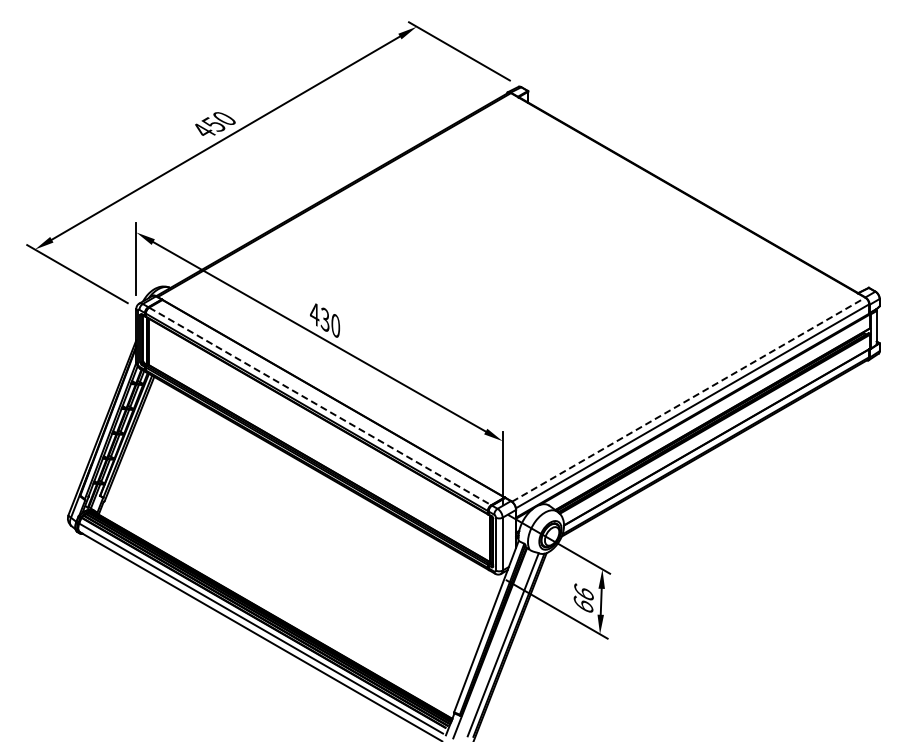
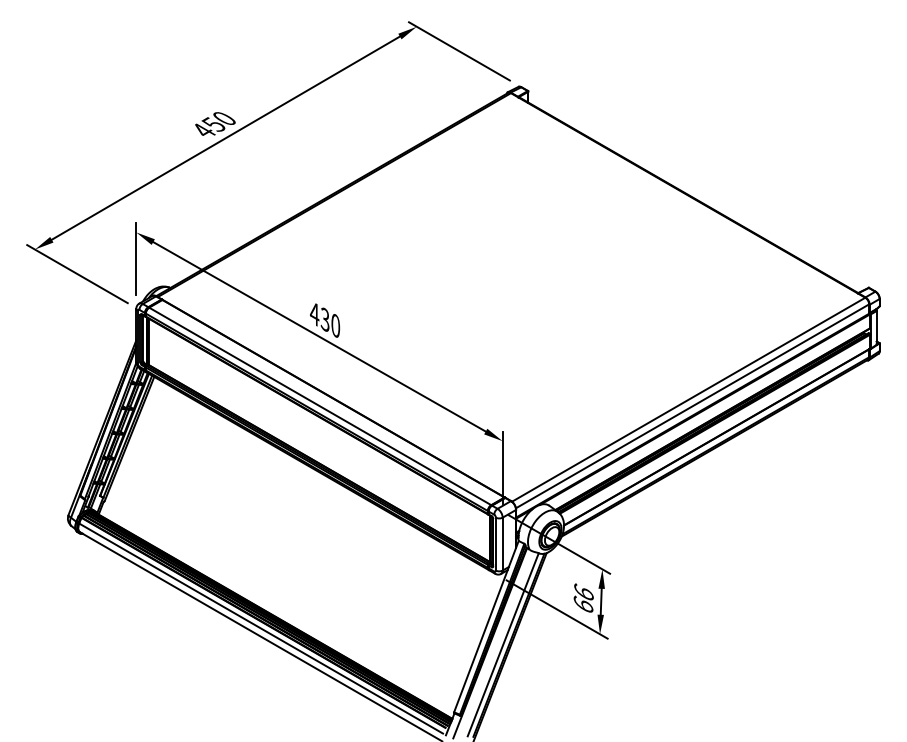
line: dashed -> solid (688, 399)
line: dashed -> solid (320, 406)
